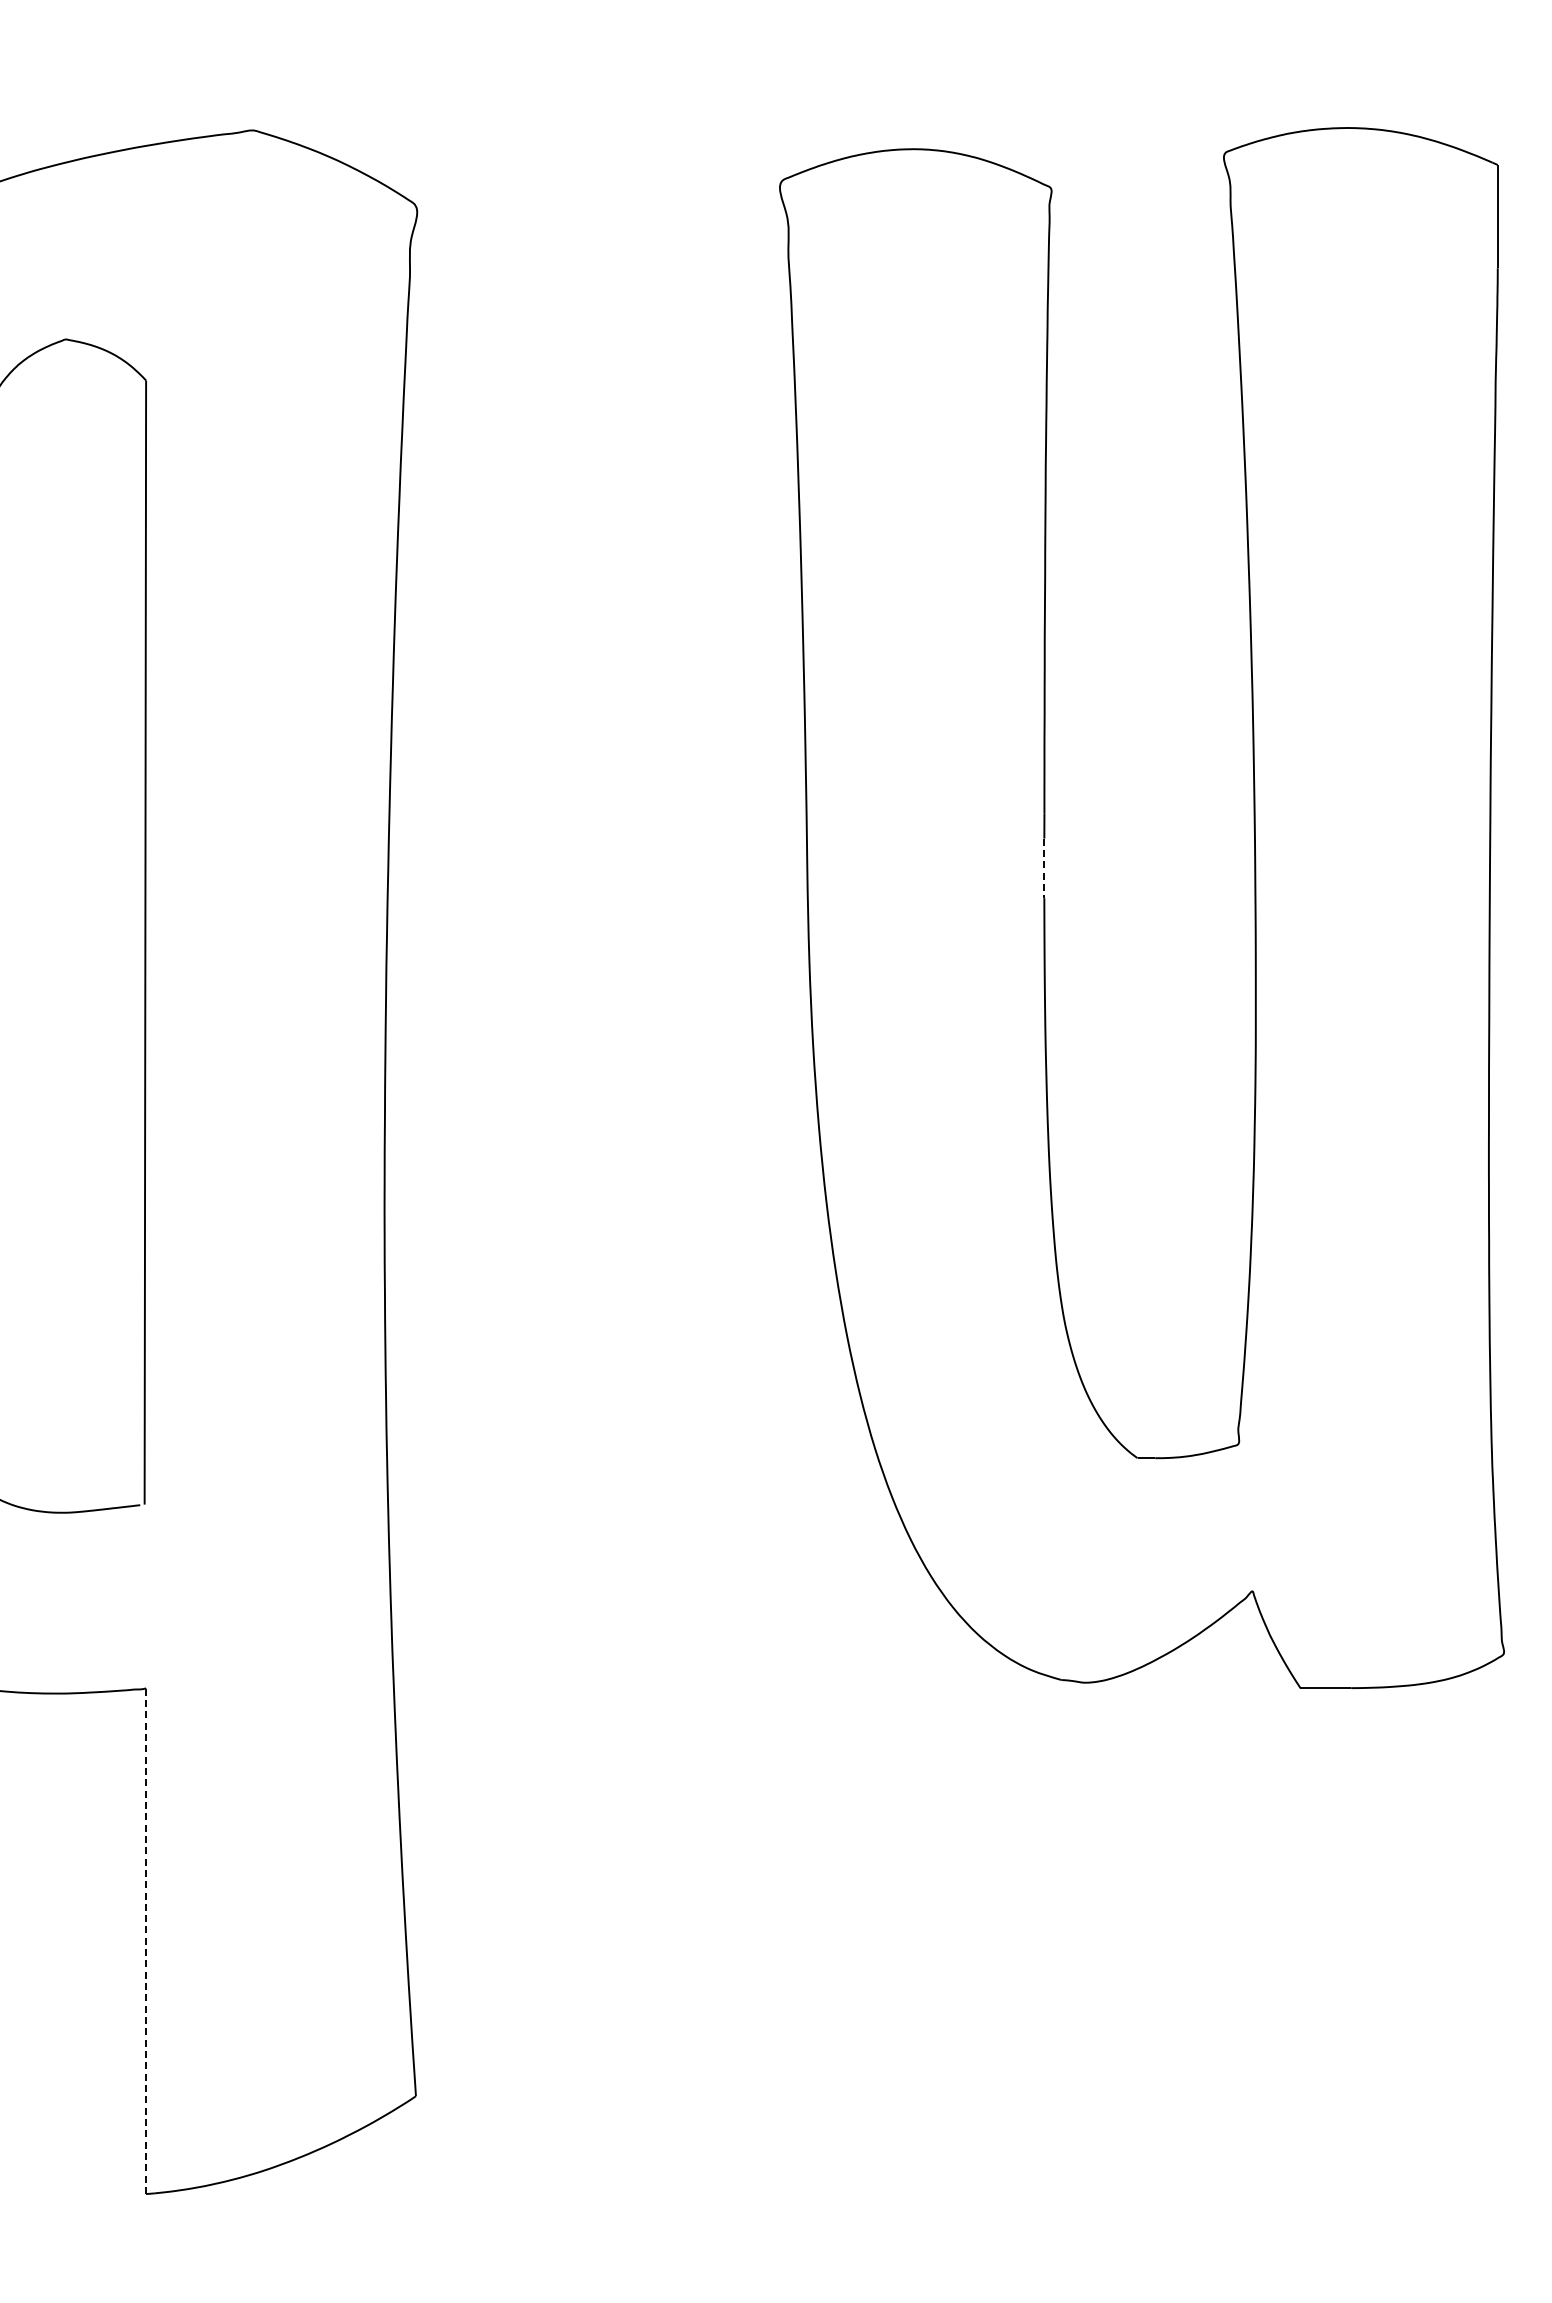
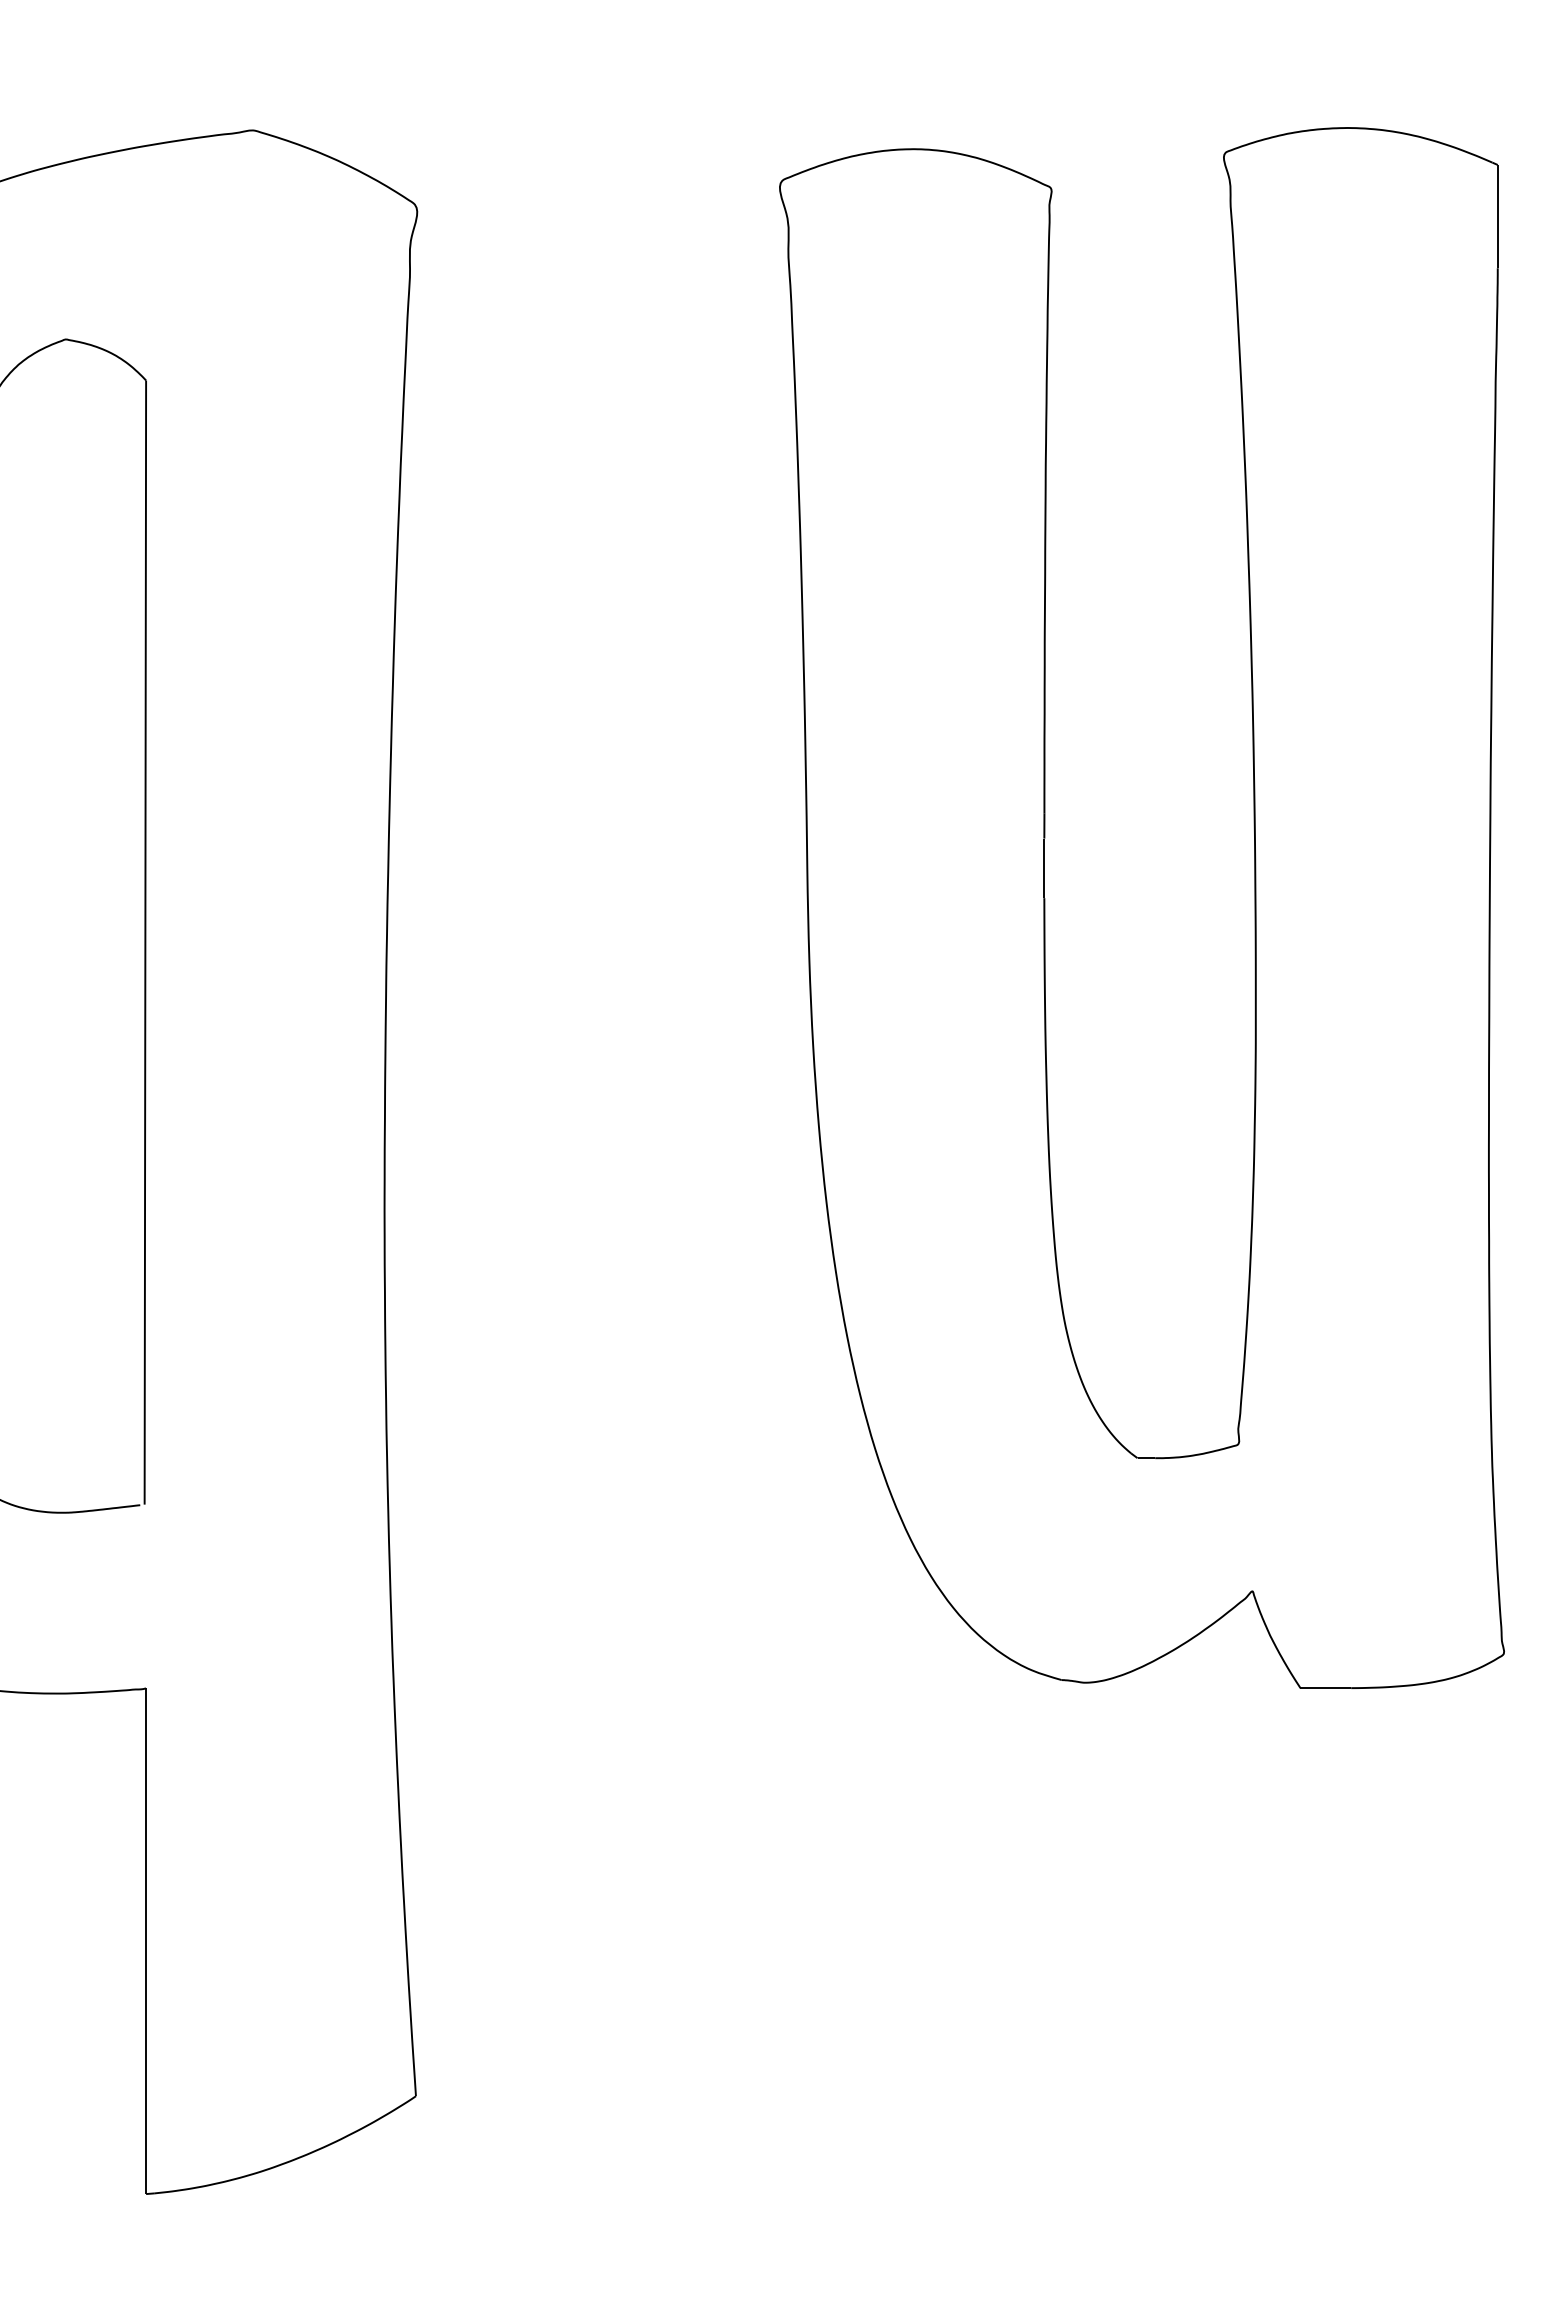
line: dashed -> solid (1044, 868)
line: dashed -> solid (146, 1941)
